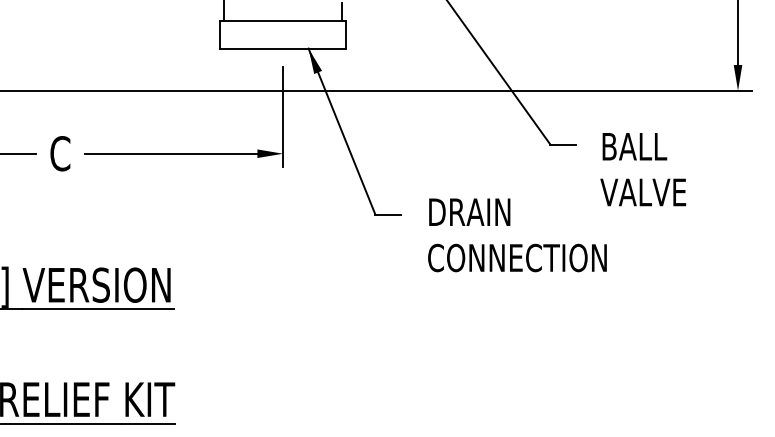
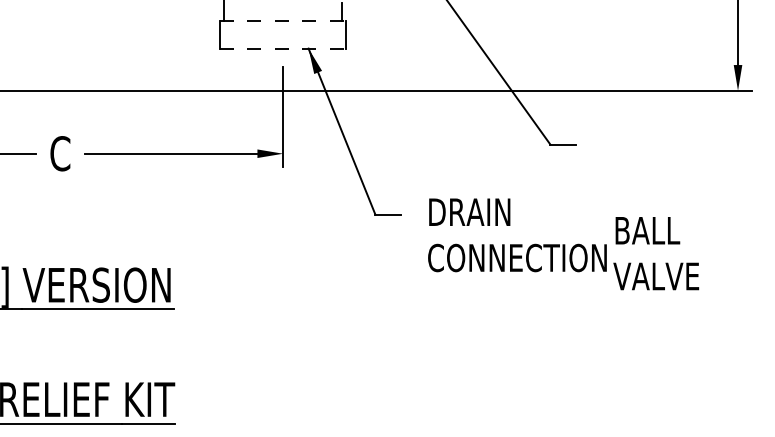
line: solid -> dashed (283, 21)
line: solid -> dashed (283, 48)
text position: (643, 169) -> (656, 253) (656, 253)
